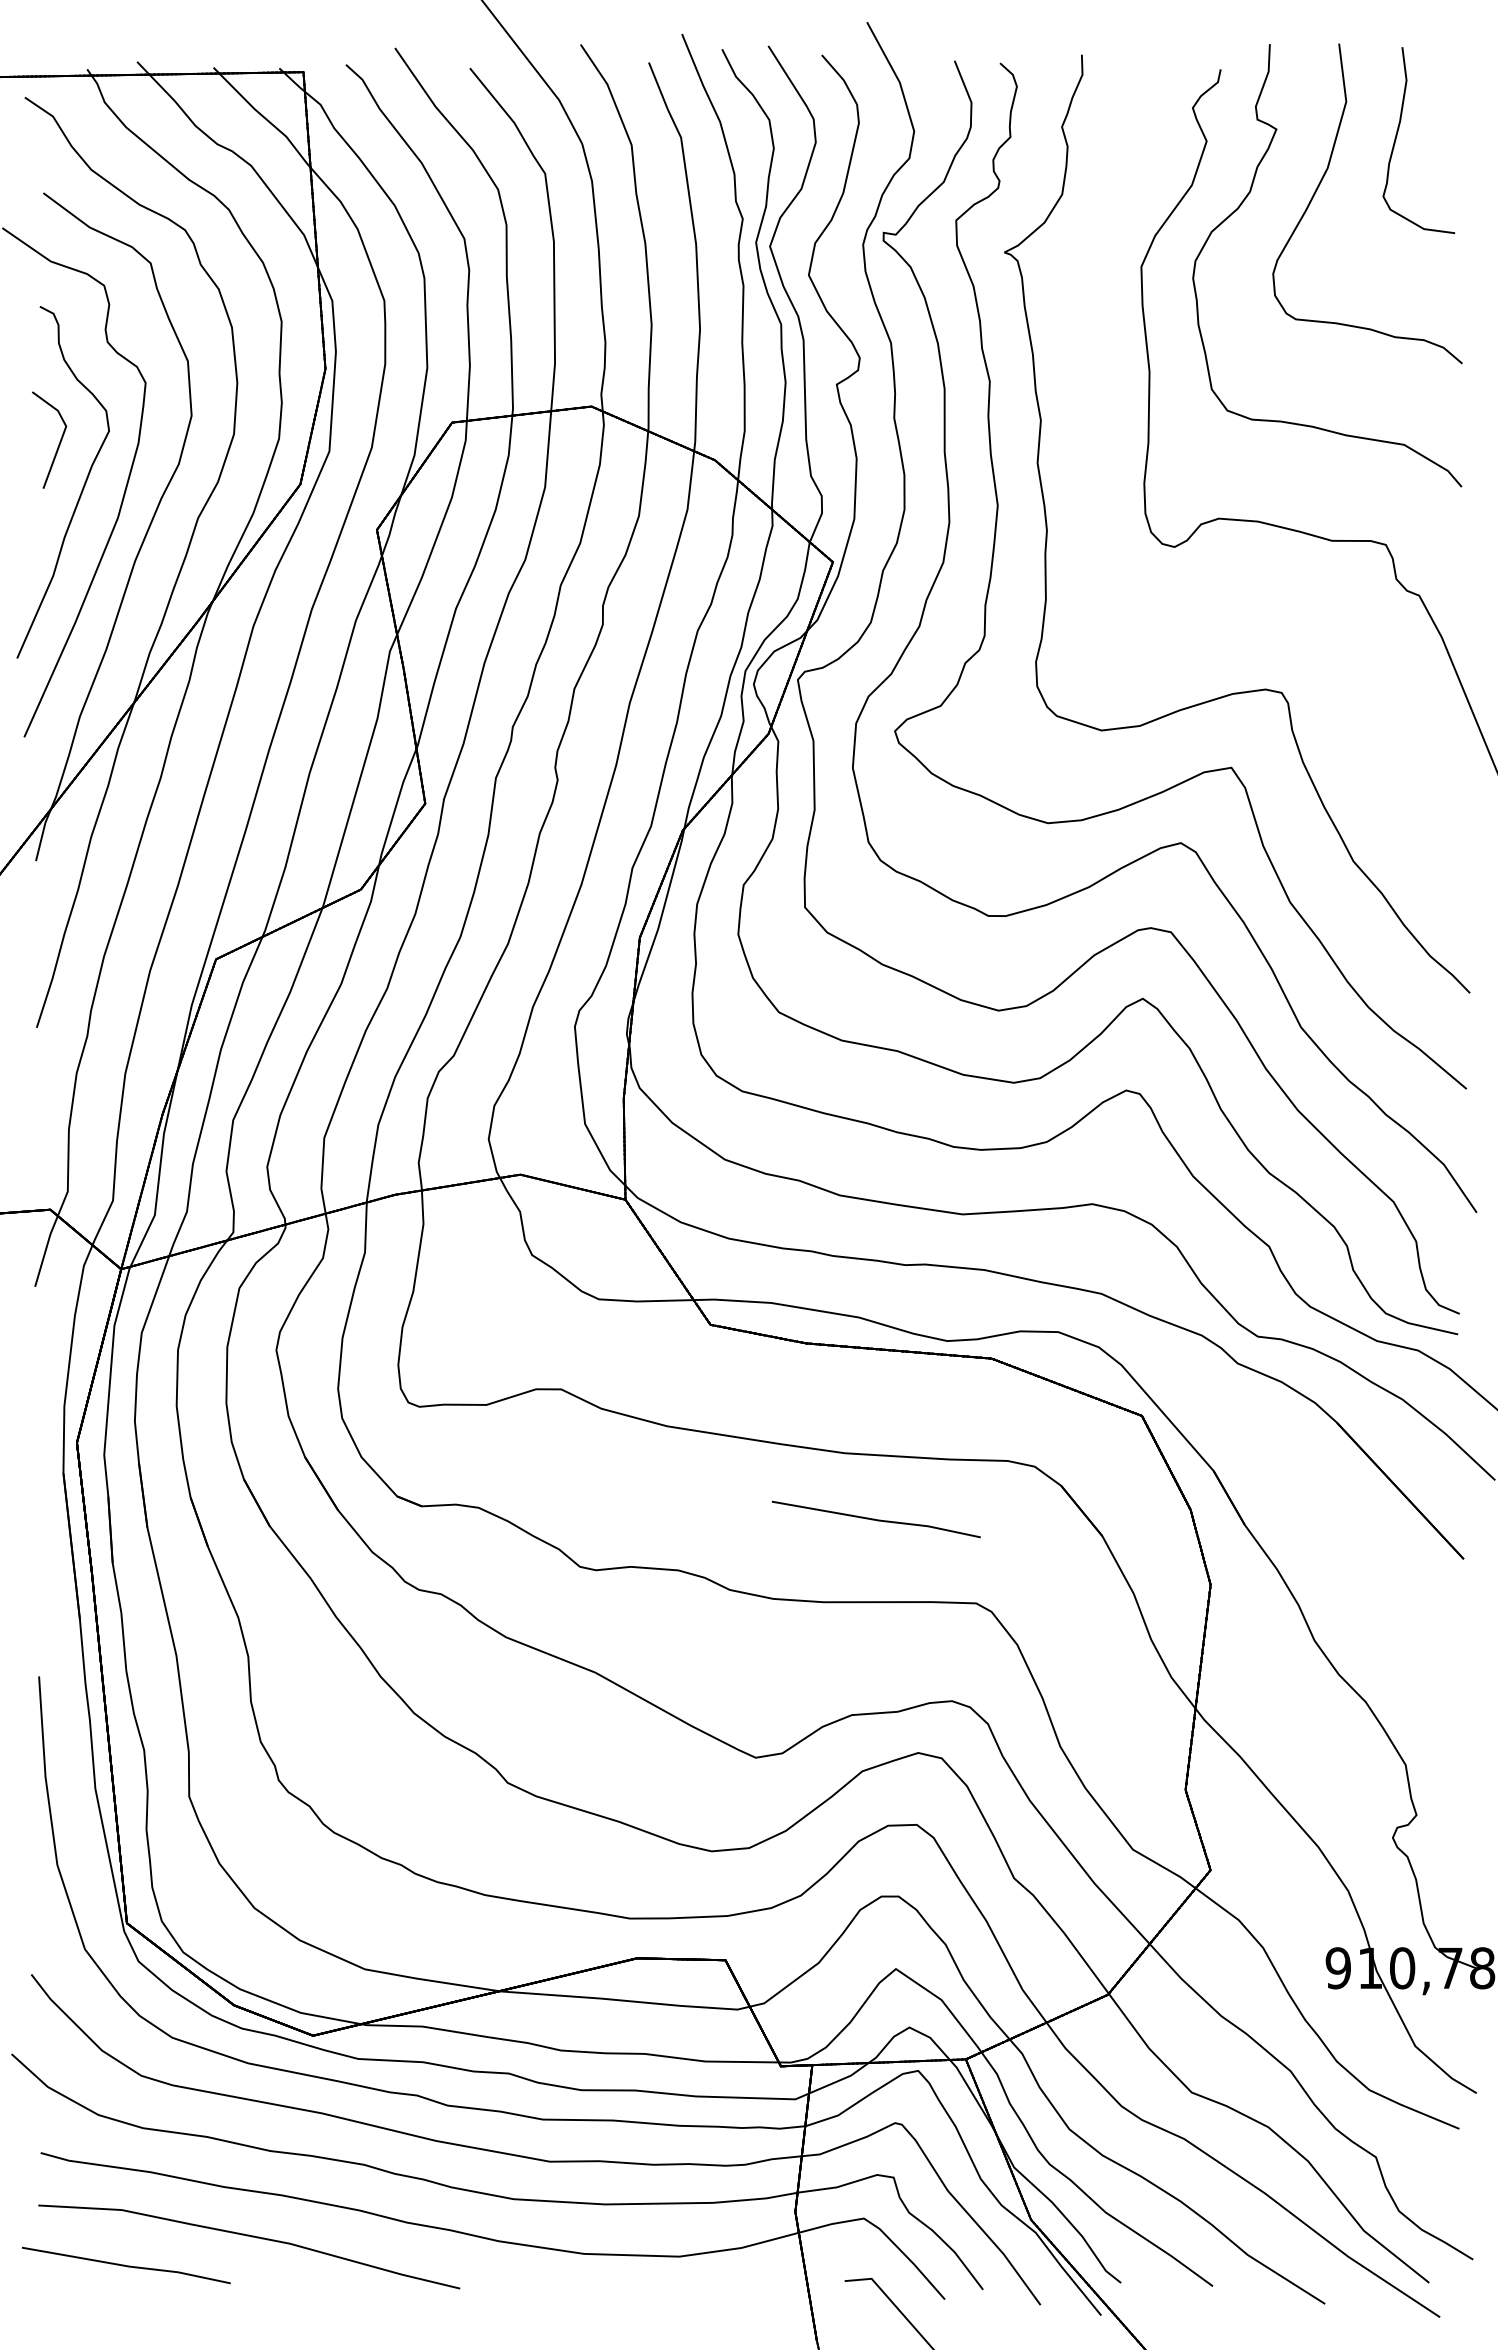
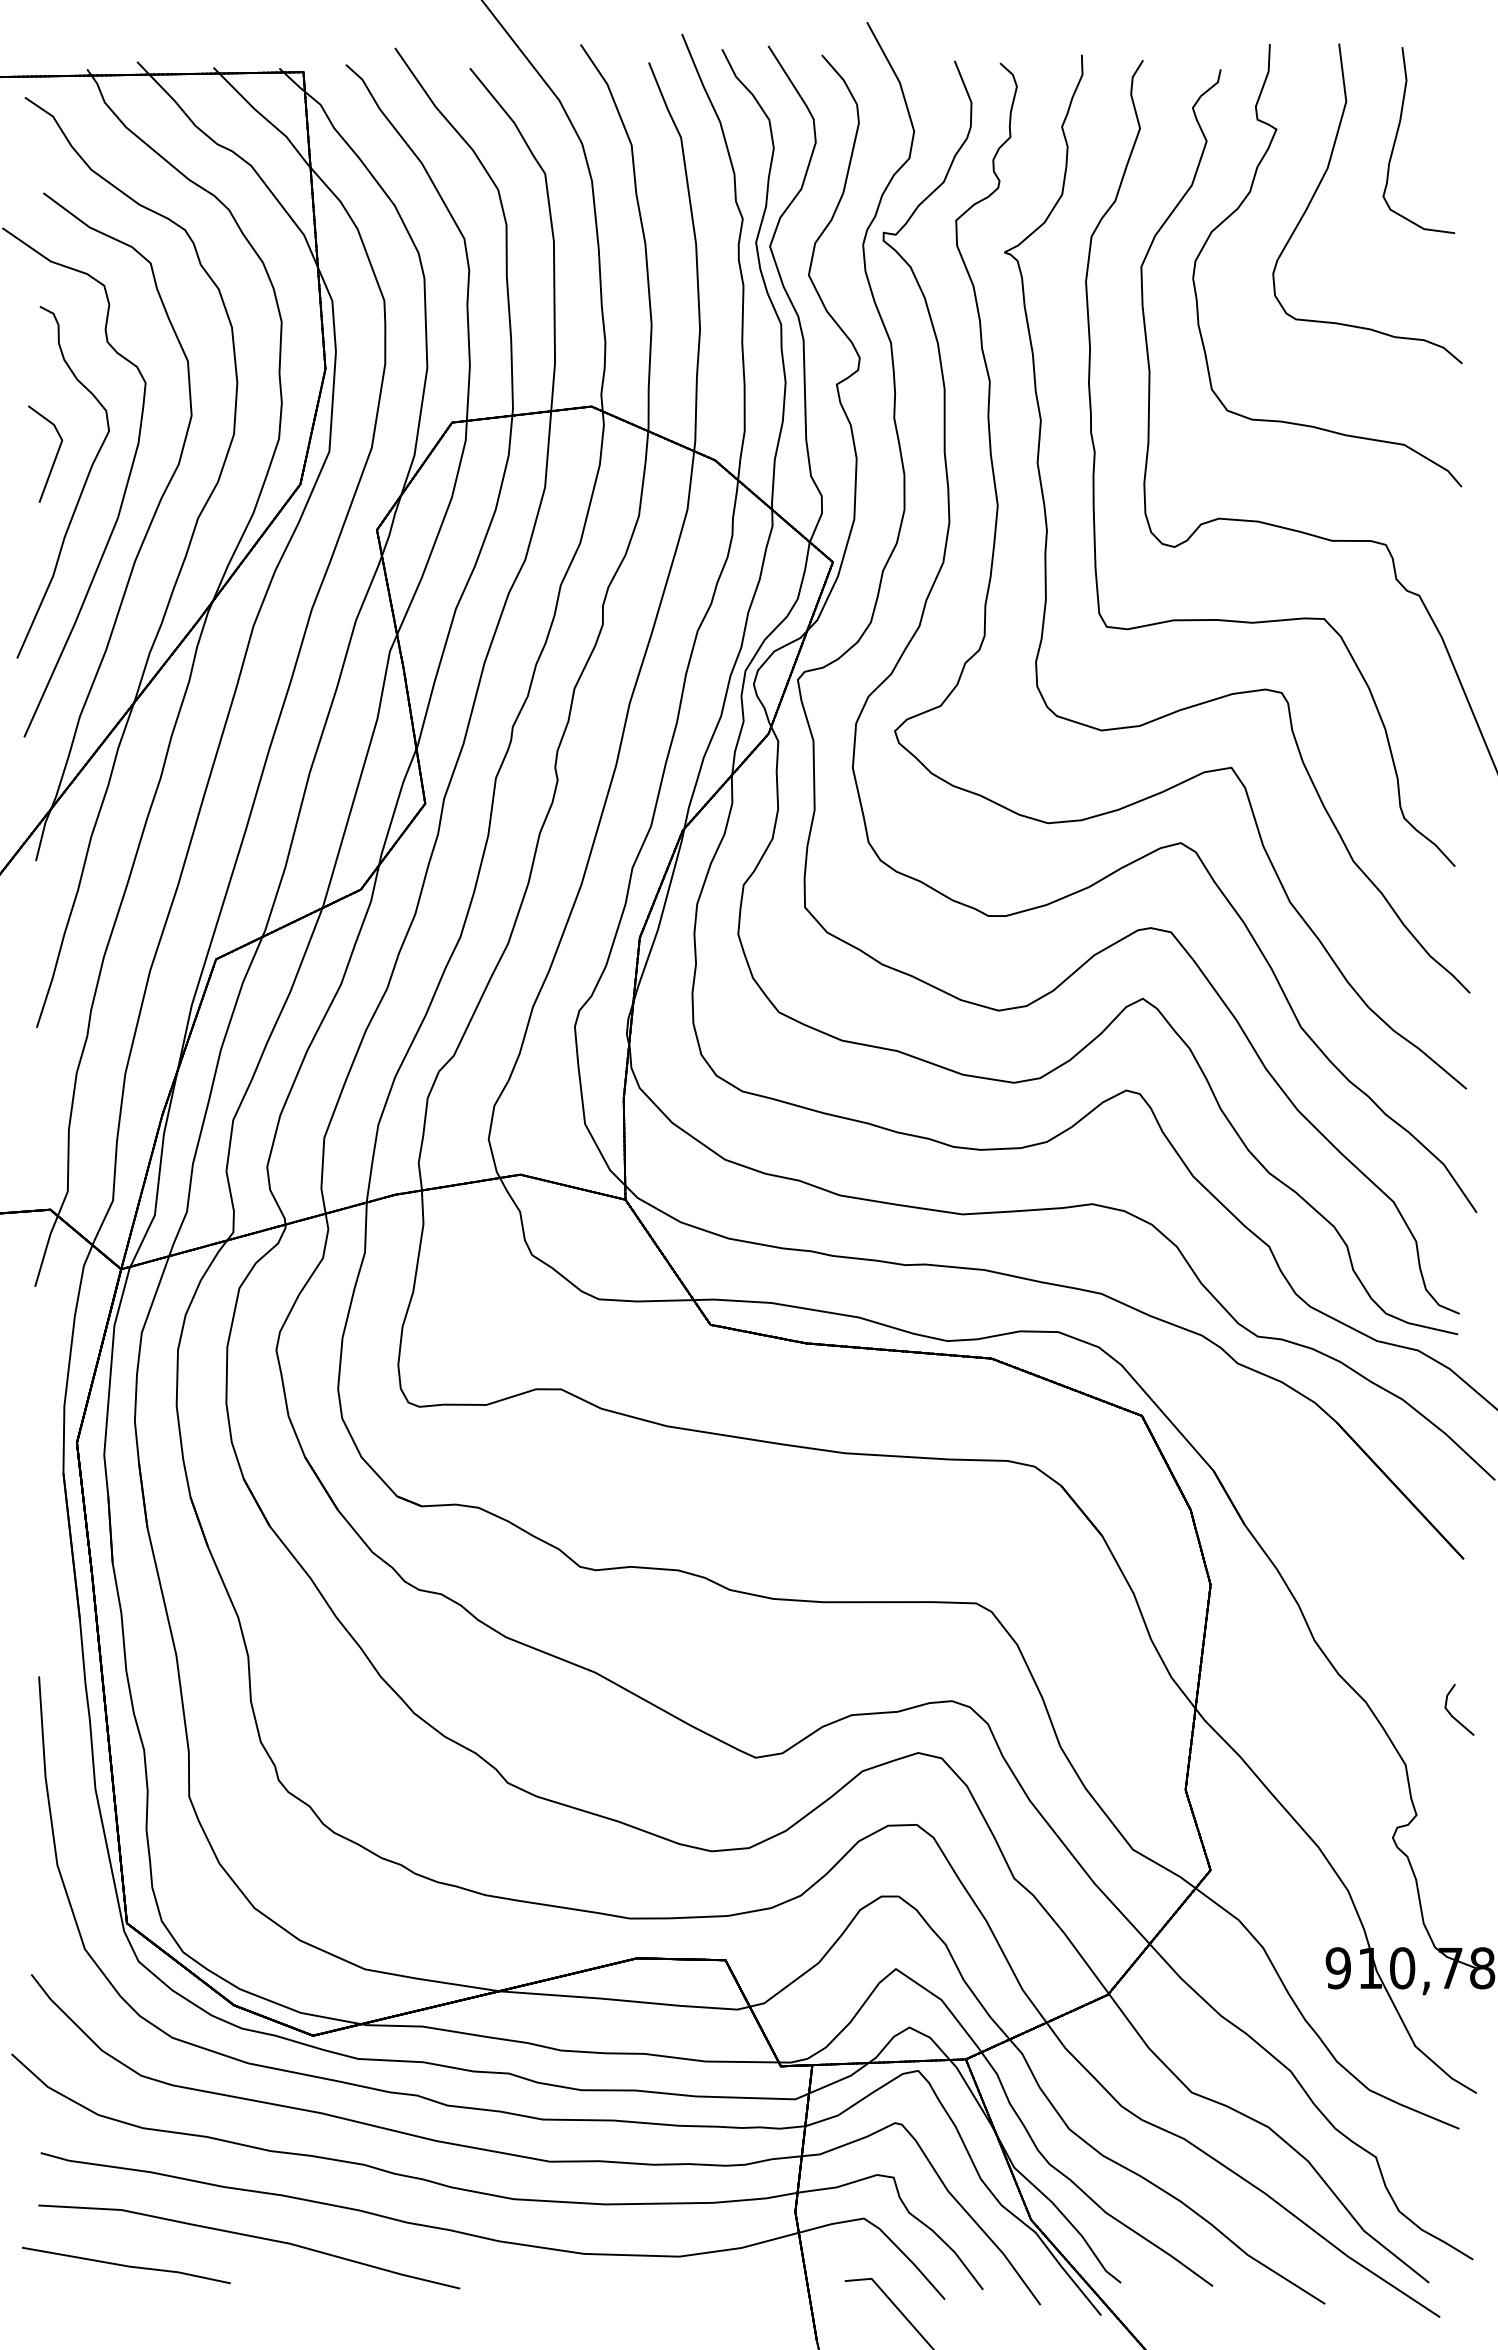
line position: (59, 441) -> (55, 455) (55, 455)
curve: none -> present (1288, 618)
line: present -> none (876, 1519)
line: none -> present (1451, 1713)
